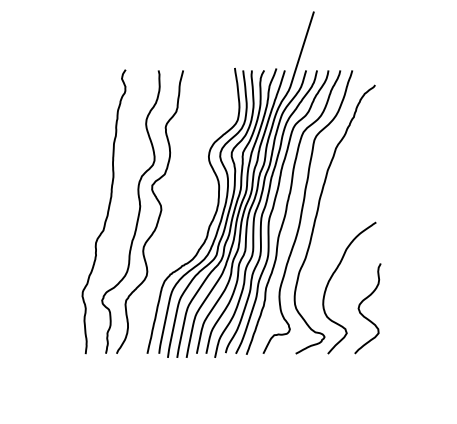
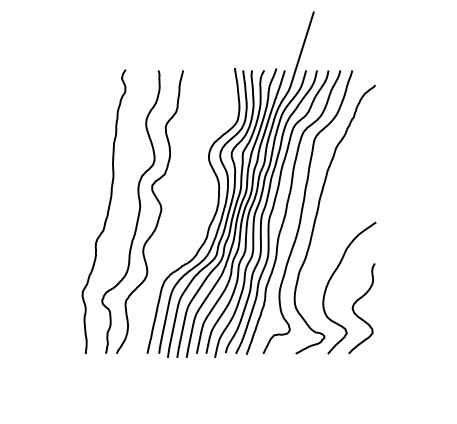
curve position: (362, 313) -> (356, 313) (356, 313)
